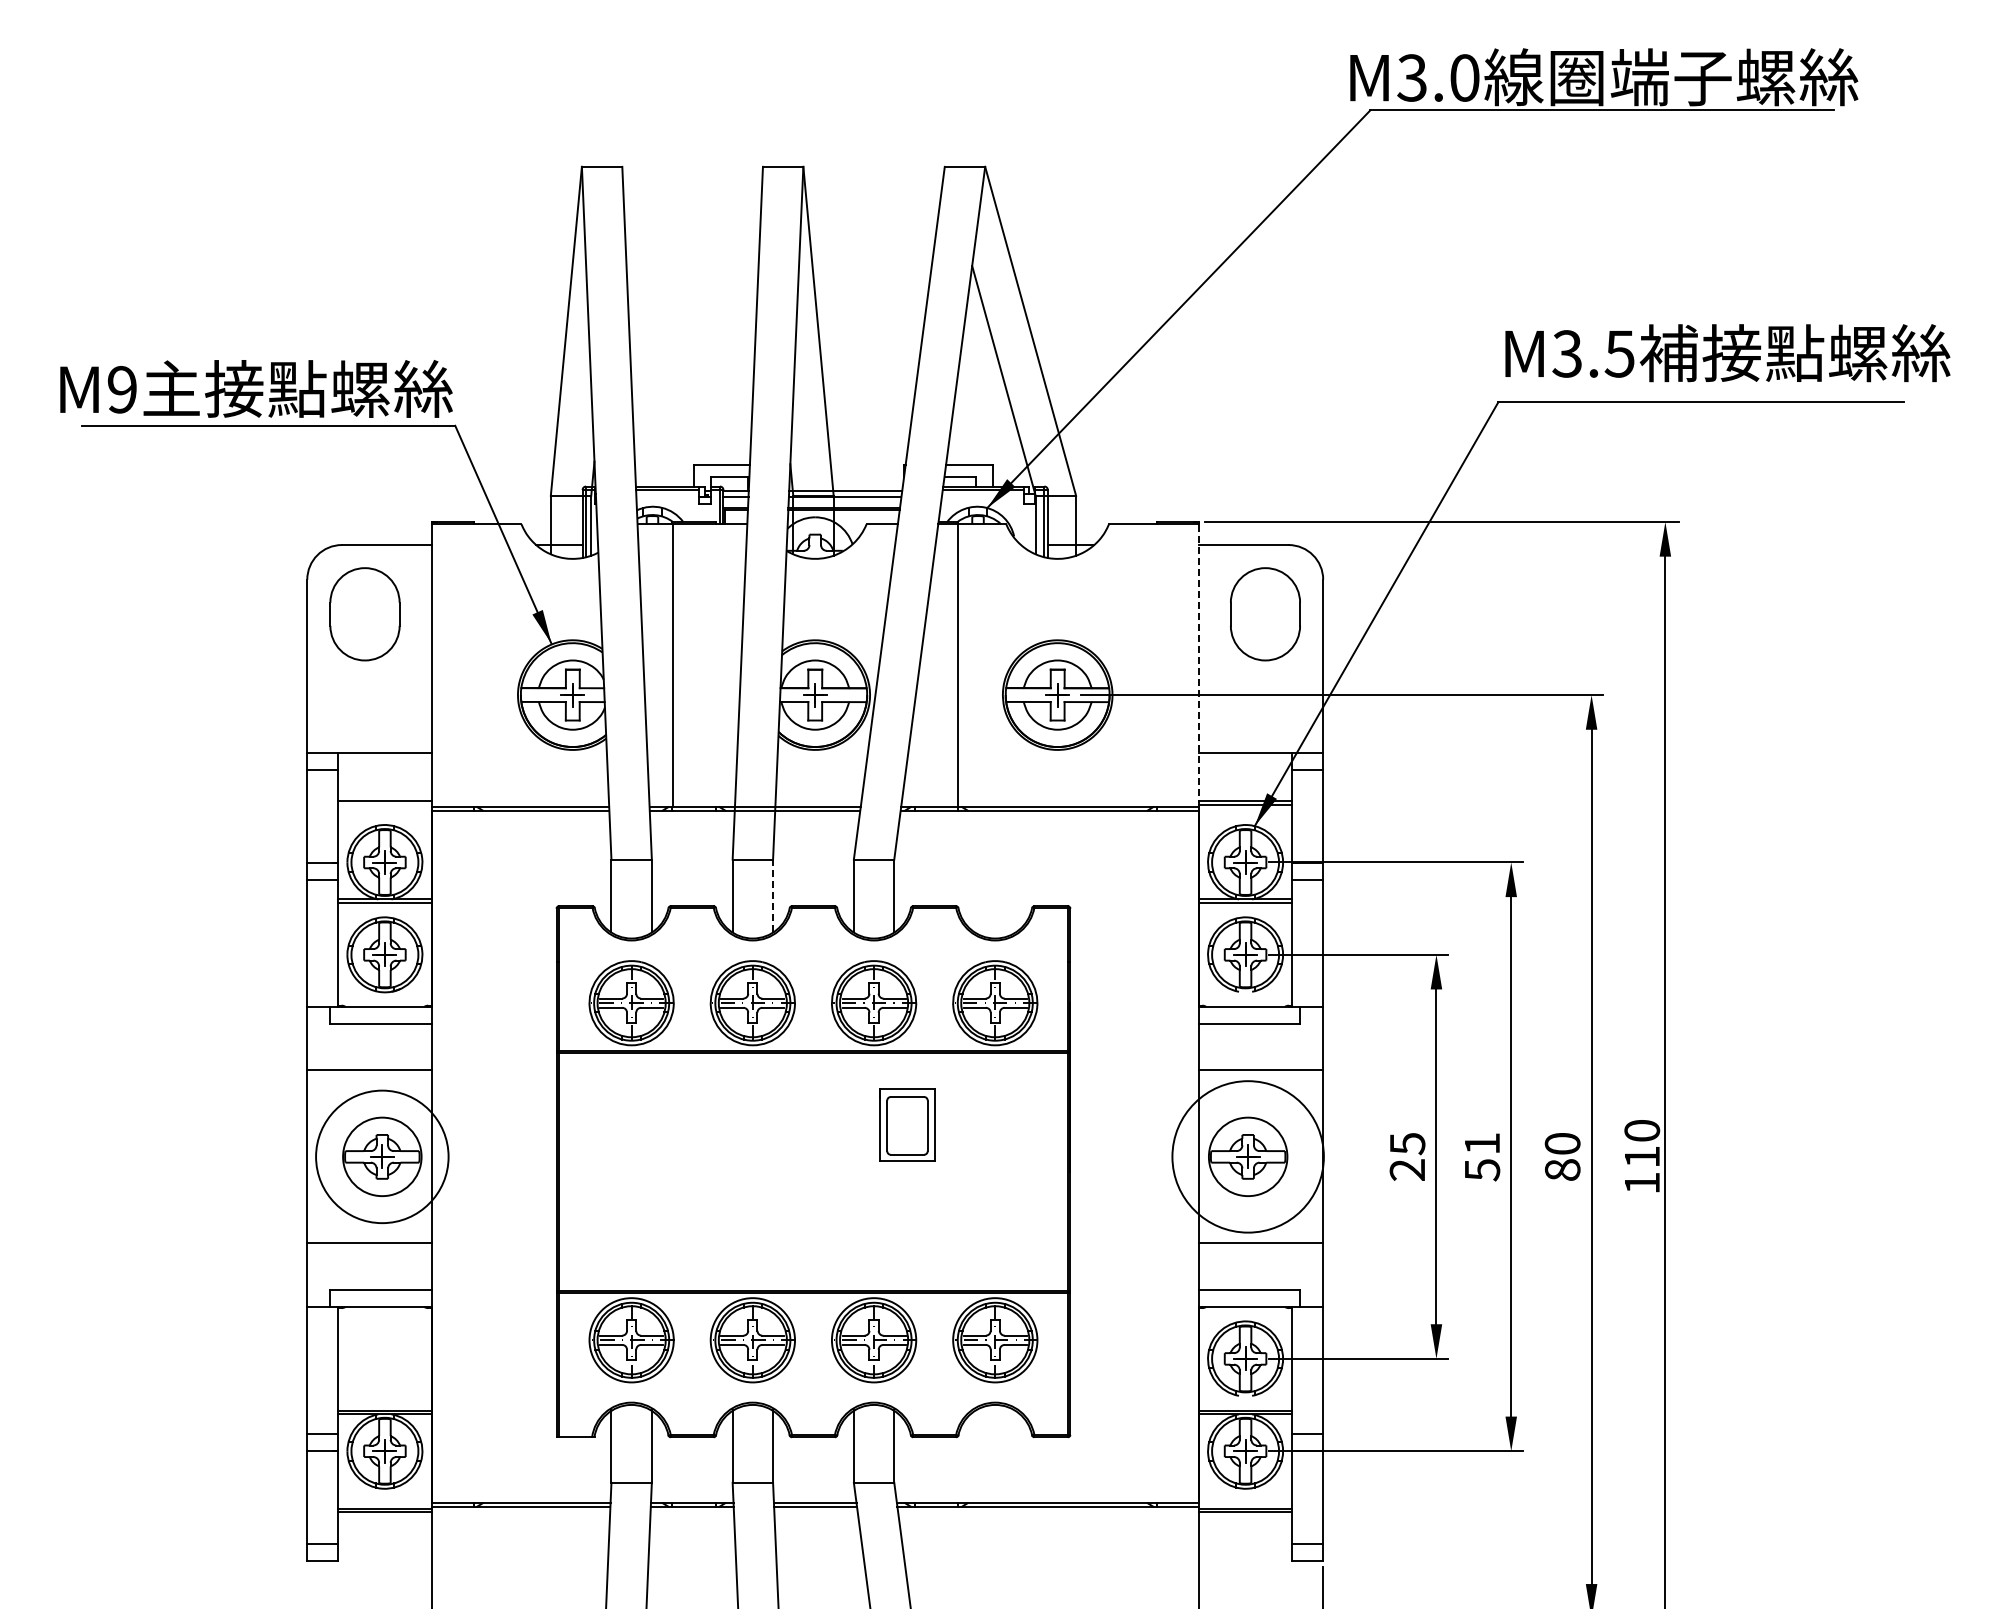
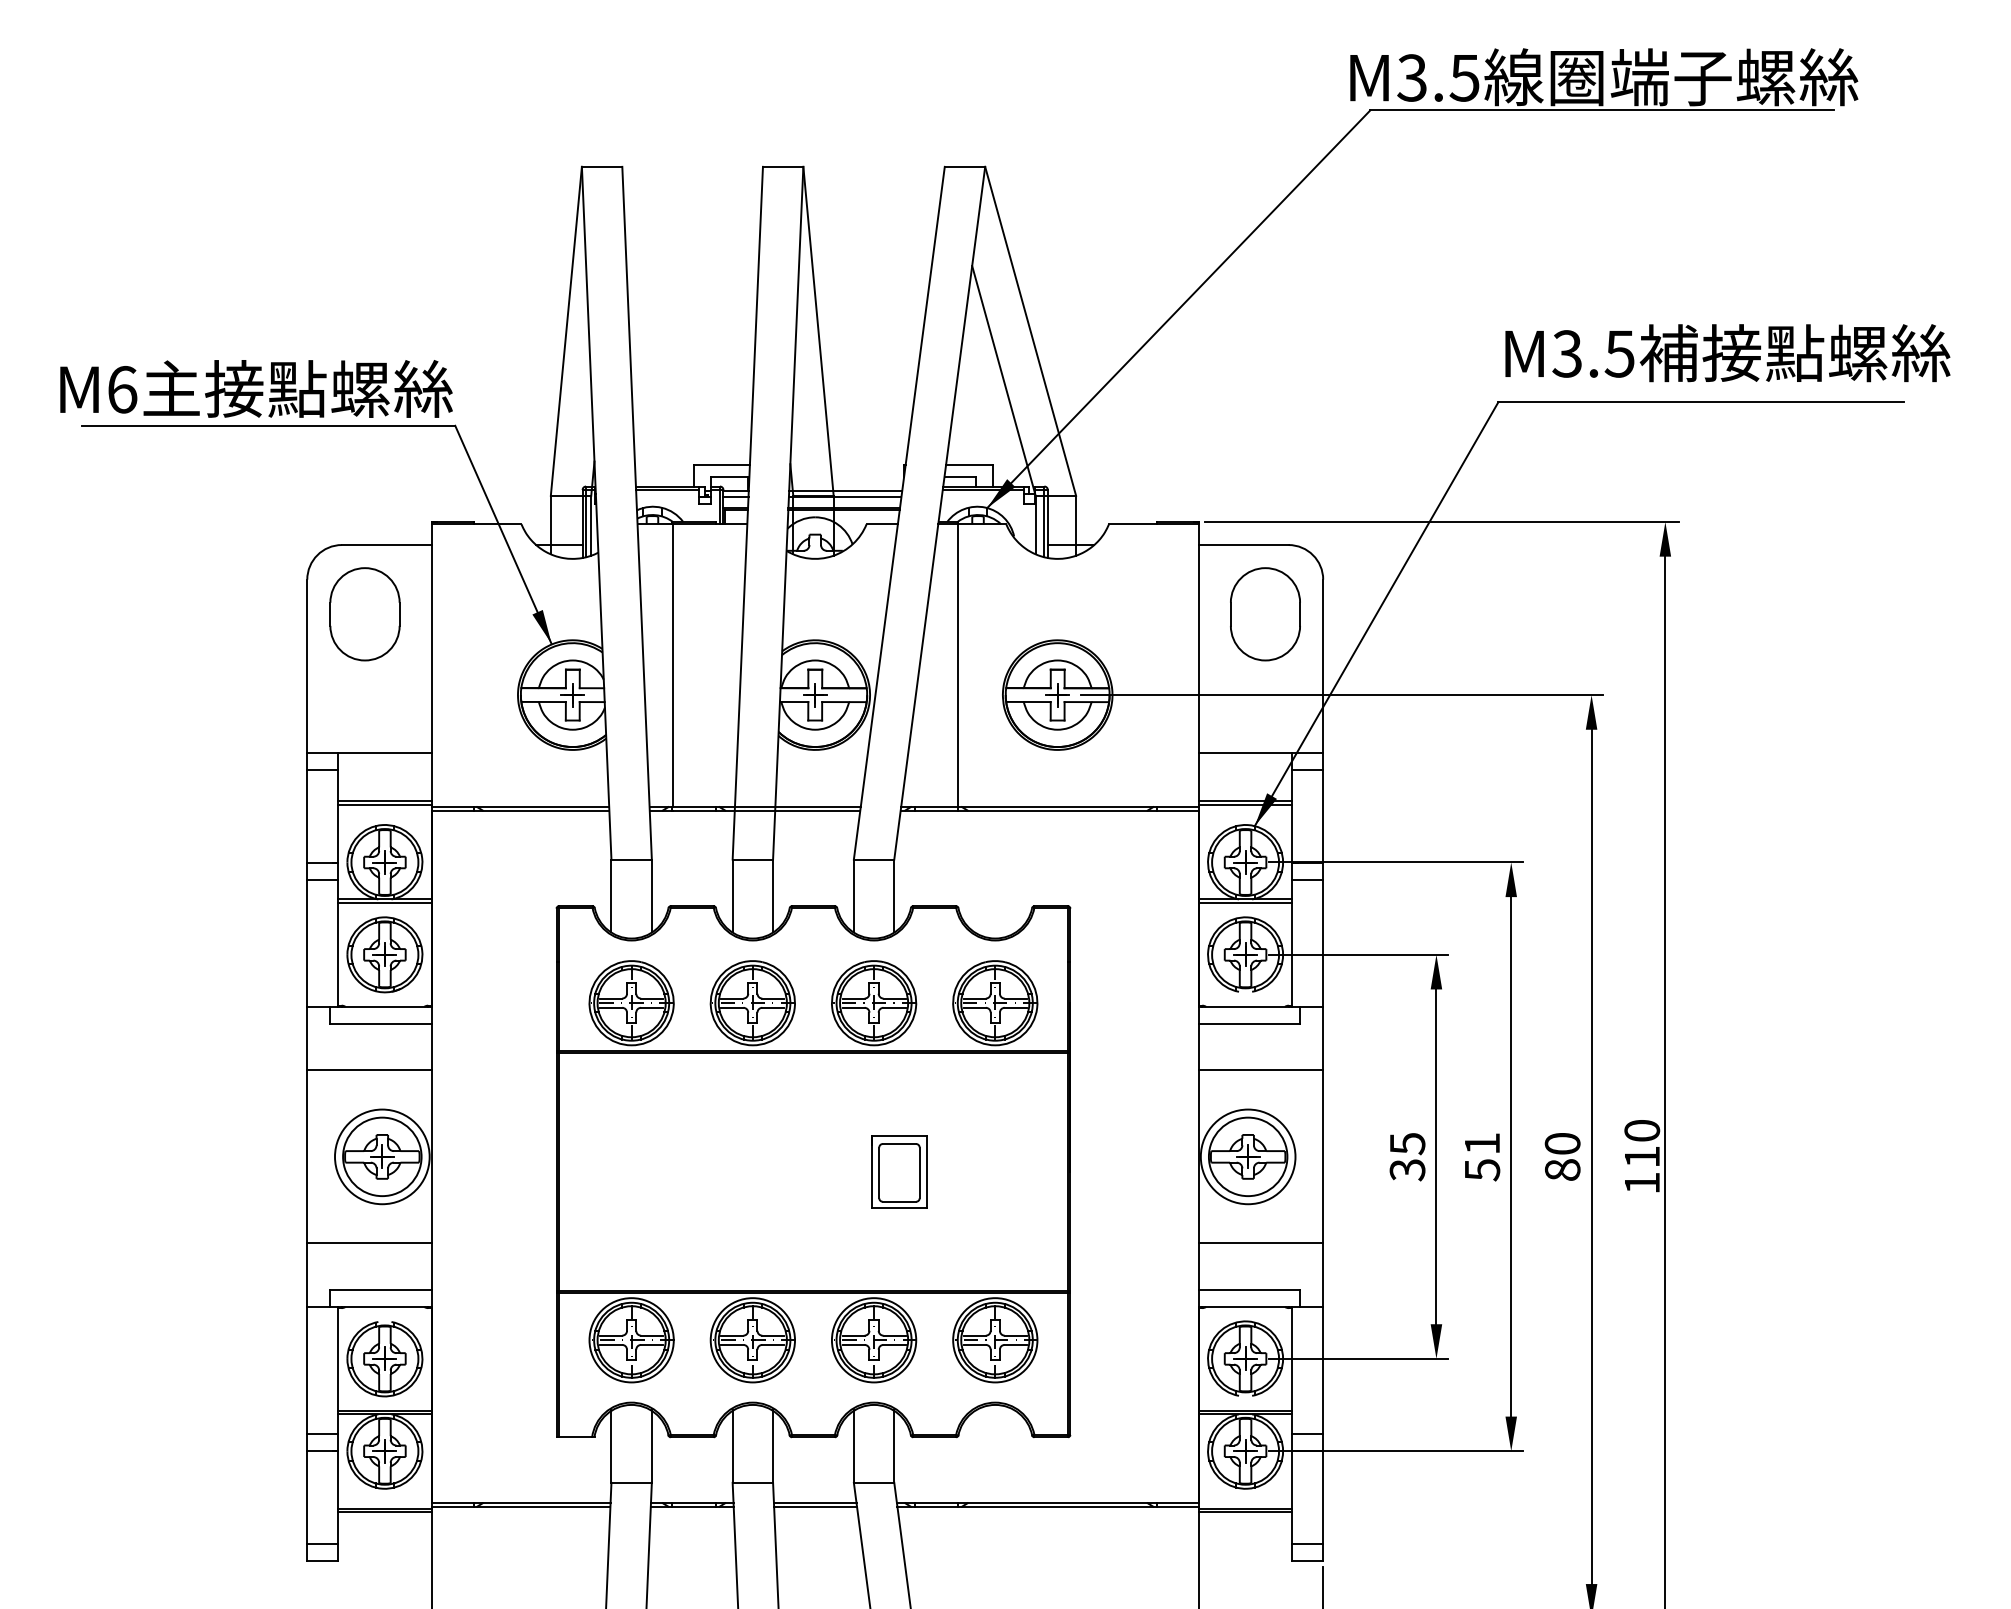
text: M3.0 -> M3.5 (1464, 77)
text: M9 -> M6 (122, 389)
line: dashed -> solid (1198, 665)
line: none -> present (384, 804)
line: dashed -> solid (773, 895)
part position: (907, 1124) -> (899, 1171) (899, 1171)
circle diameter: 133 px -> 95 px (382, 1156)
circle diameter: 151 px -> 95 px (1247, 1156)
text: 25 -> 35 (1407, 1170)
part: none -> present (384, 1359)
